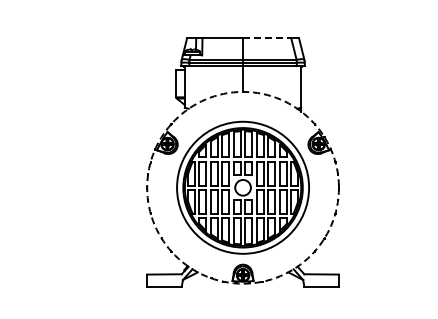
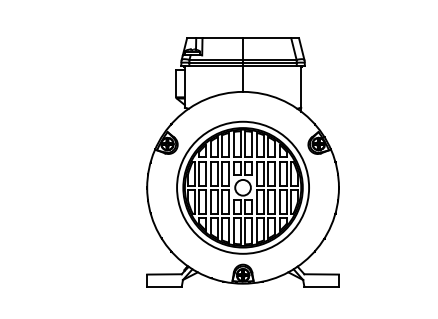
line: dashed -> solid (267, 38)
circle: dashed -> solid (242, 187)
